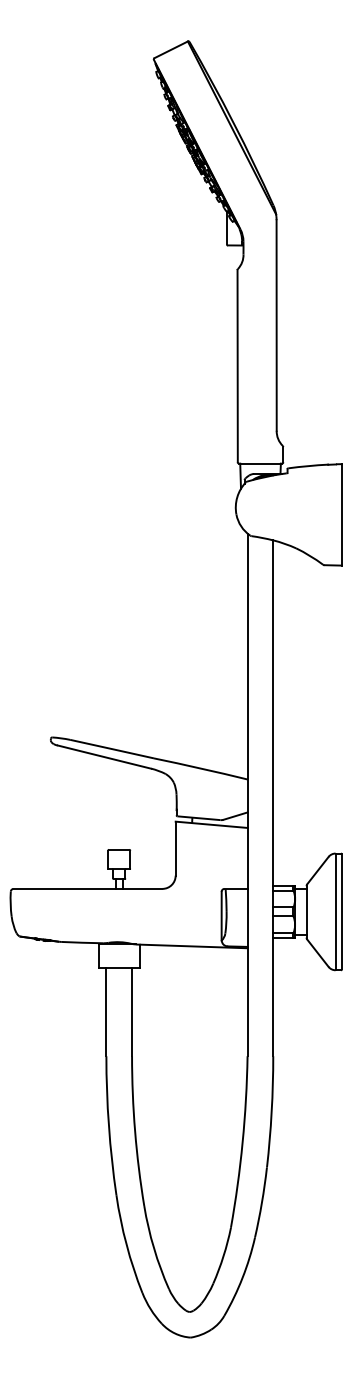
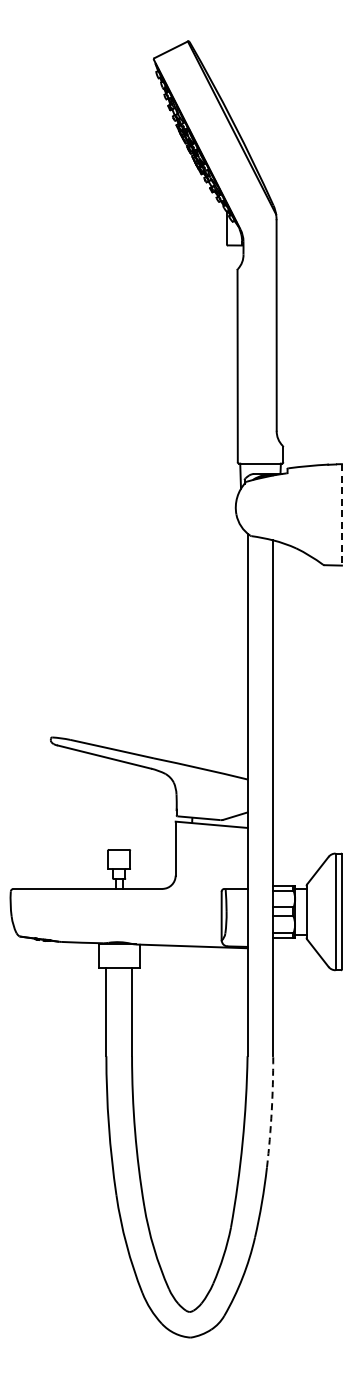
line: solid -> dashed (341, 514)
arc: solid -> dashed (271, 1111)
